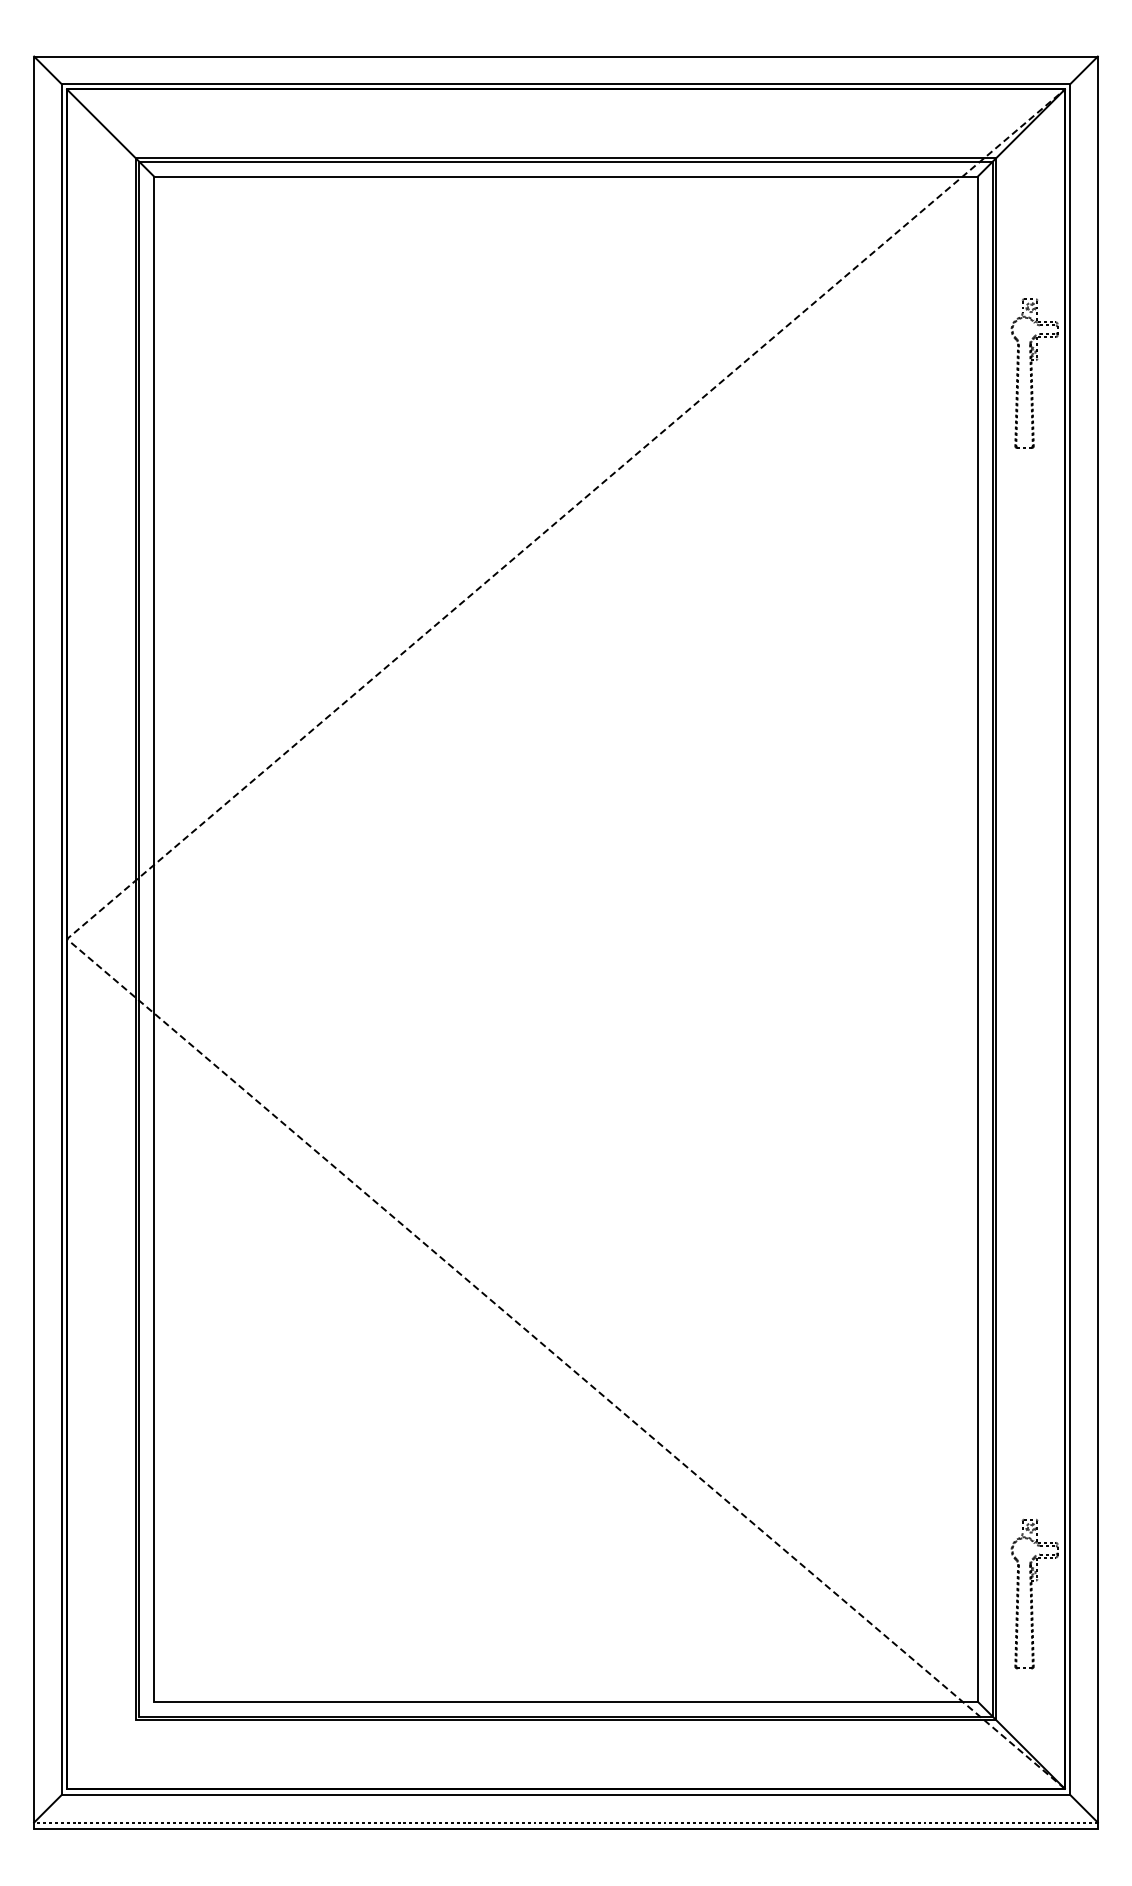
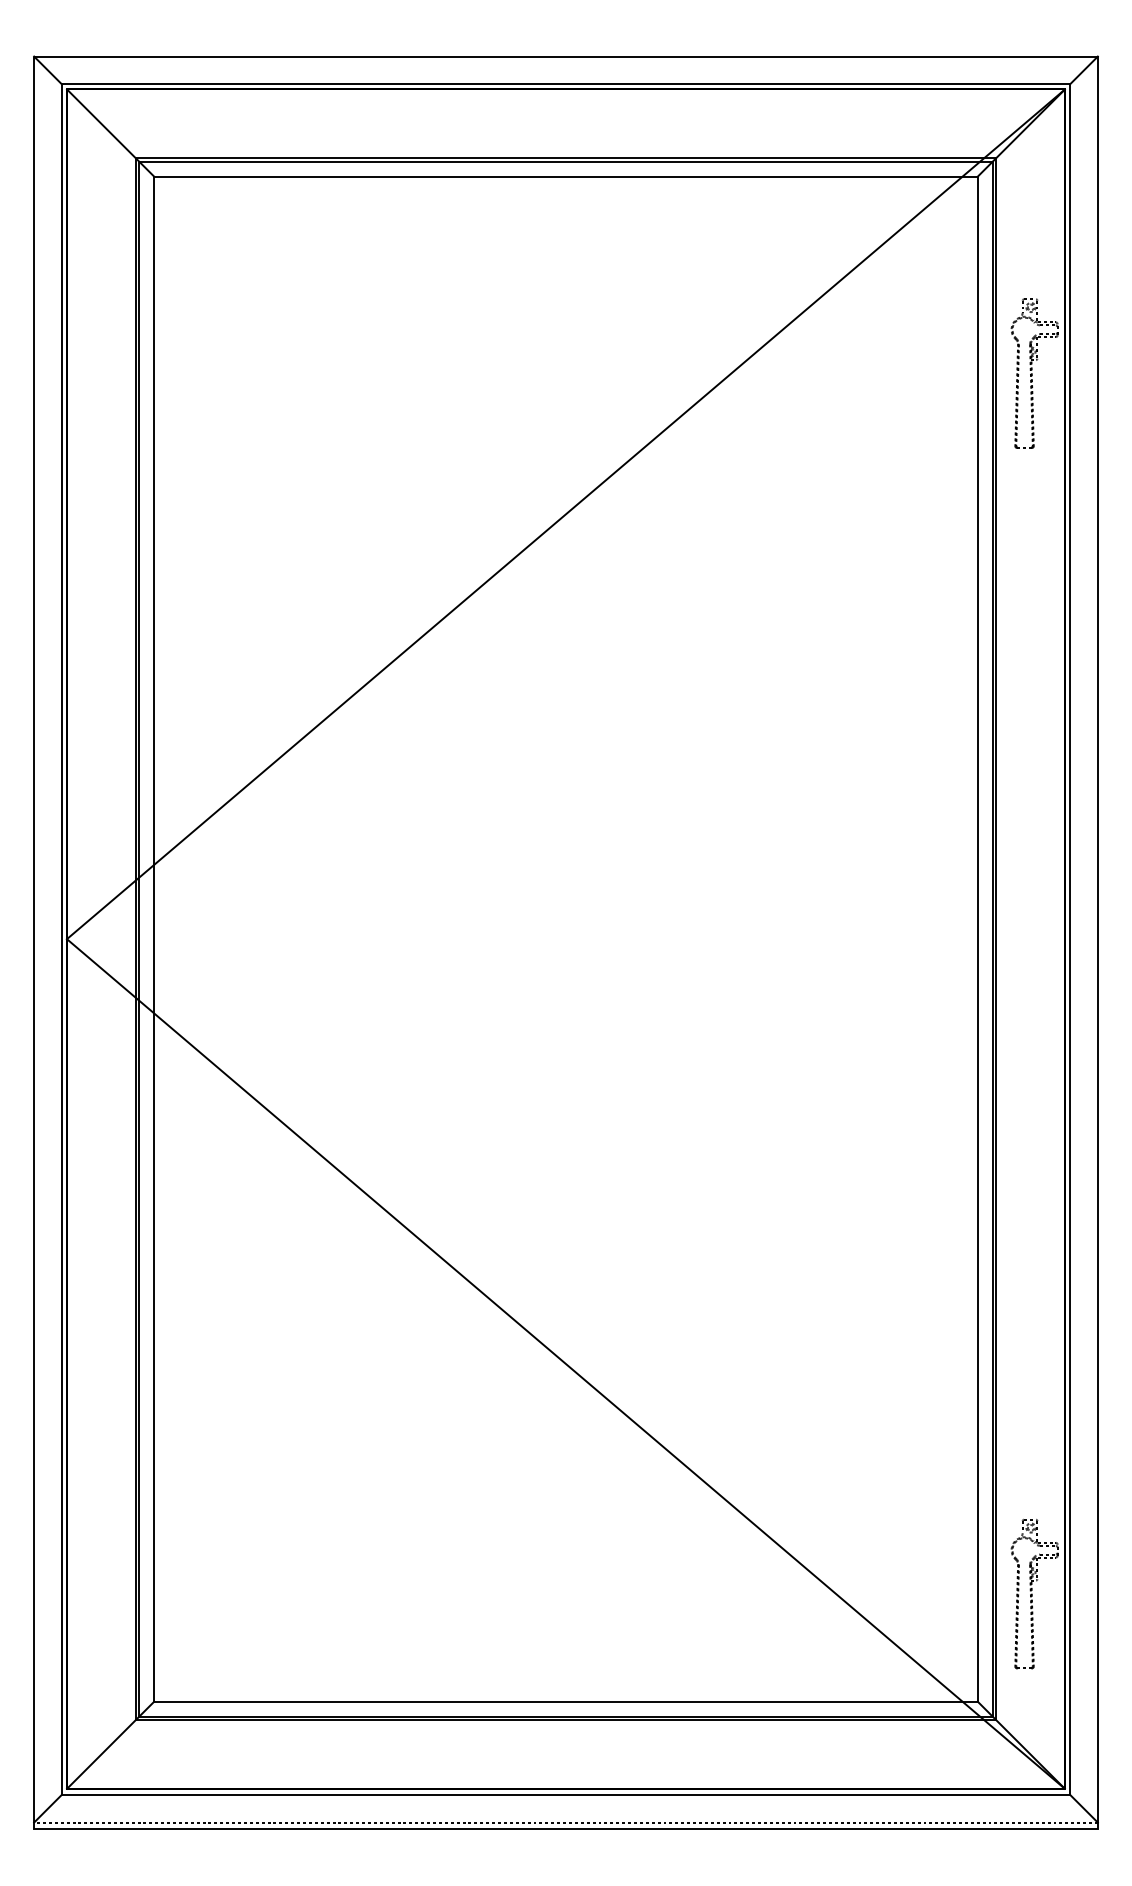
line: dashed -> solid (66, 939)
line: none -> present (110, 1744)
